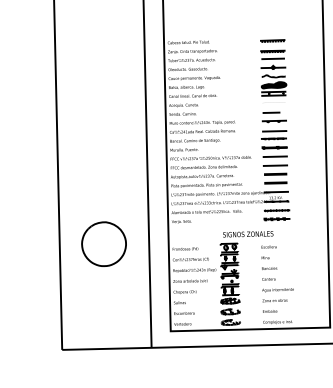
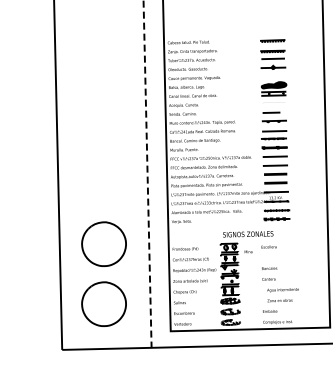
fill: present -> none (273, 76)
line: solid -> dashed (147, 174)
text position: (265, 257) -> (248, 251) (248, 251)
text position: (277, 295) -> (282, 295) (282, 295)
part: none -> present (103, 303)
